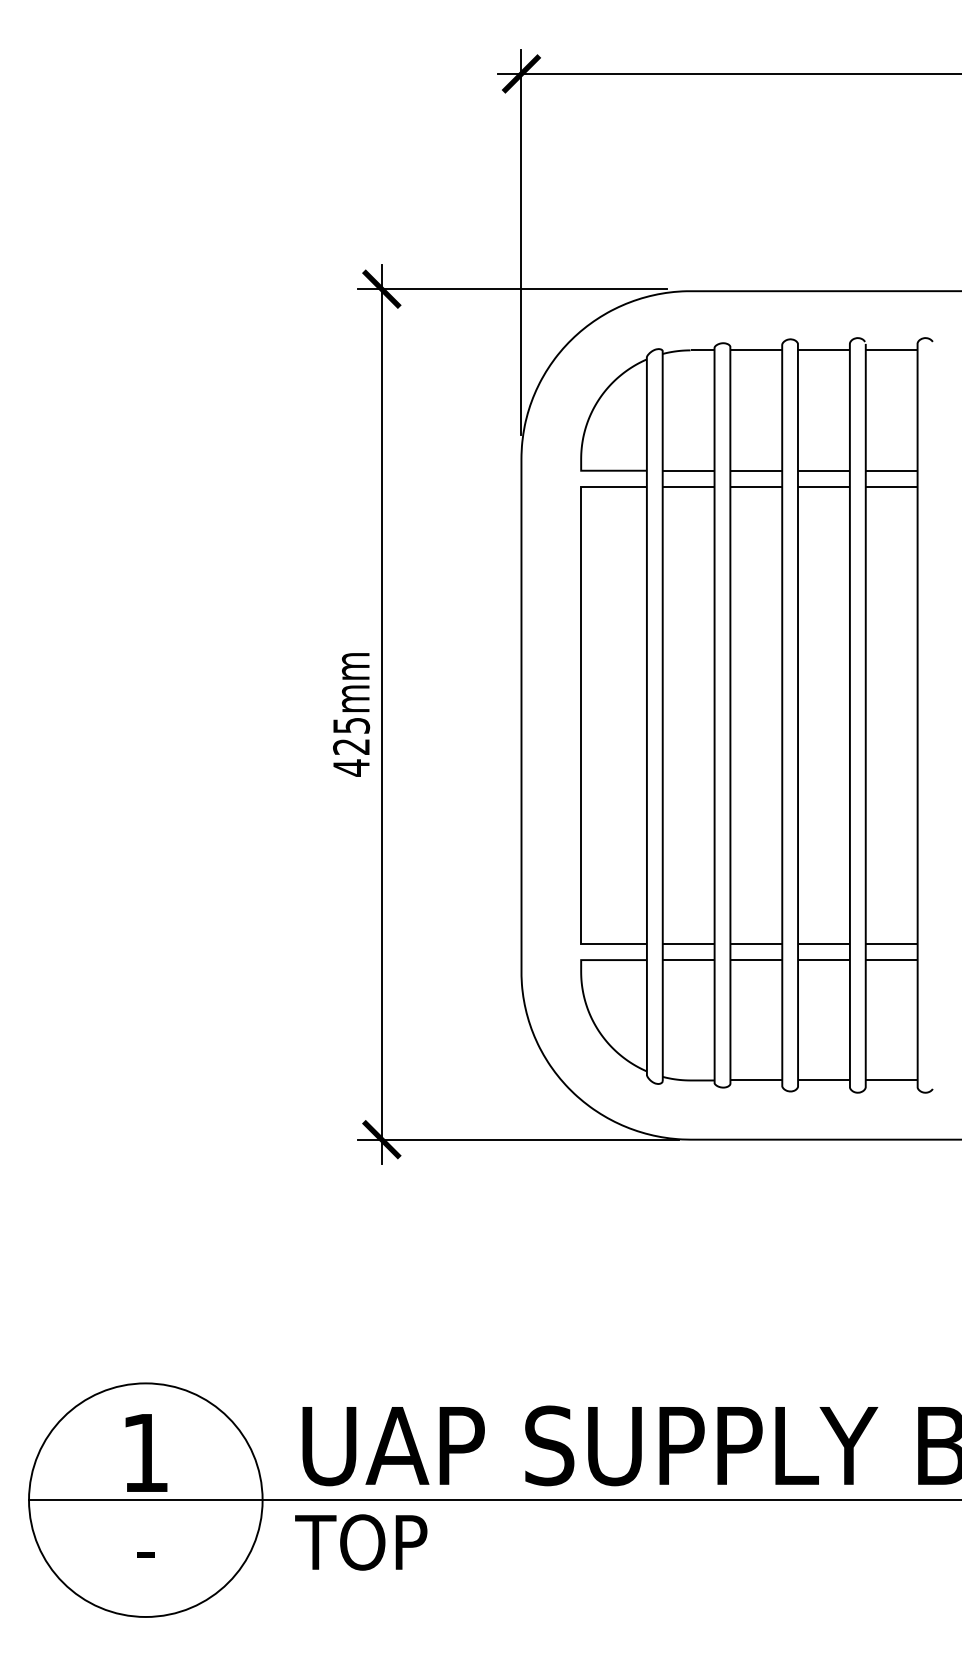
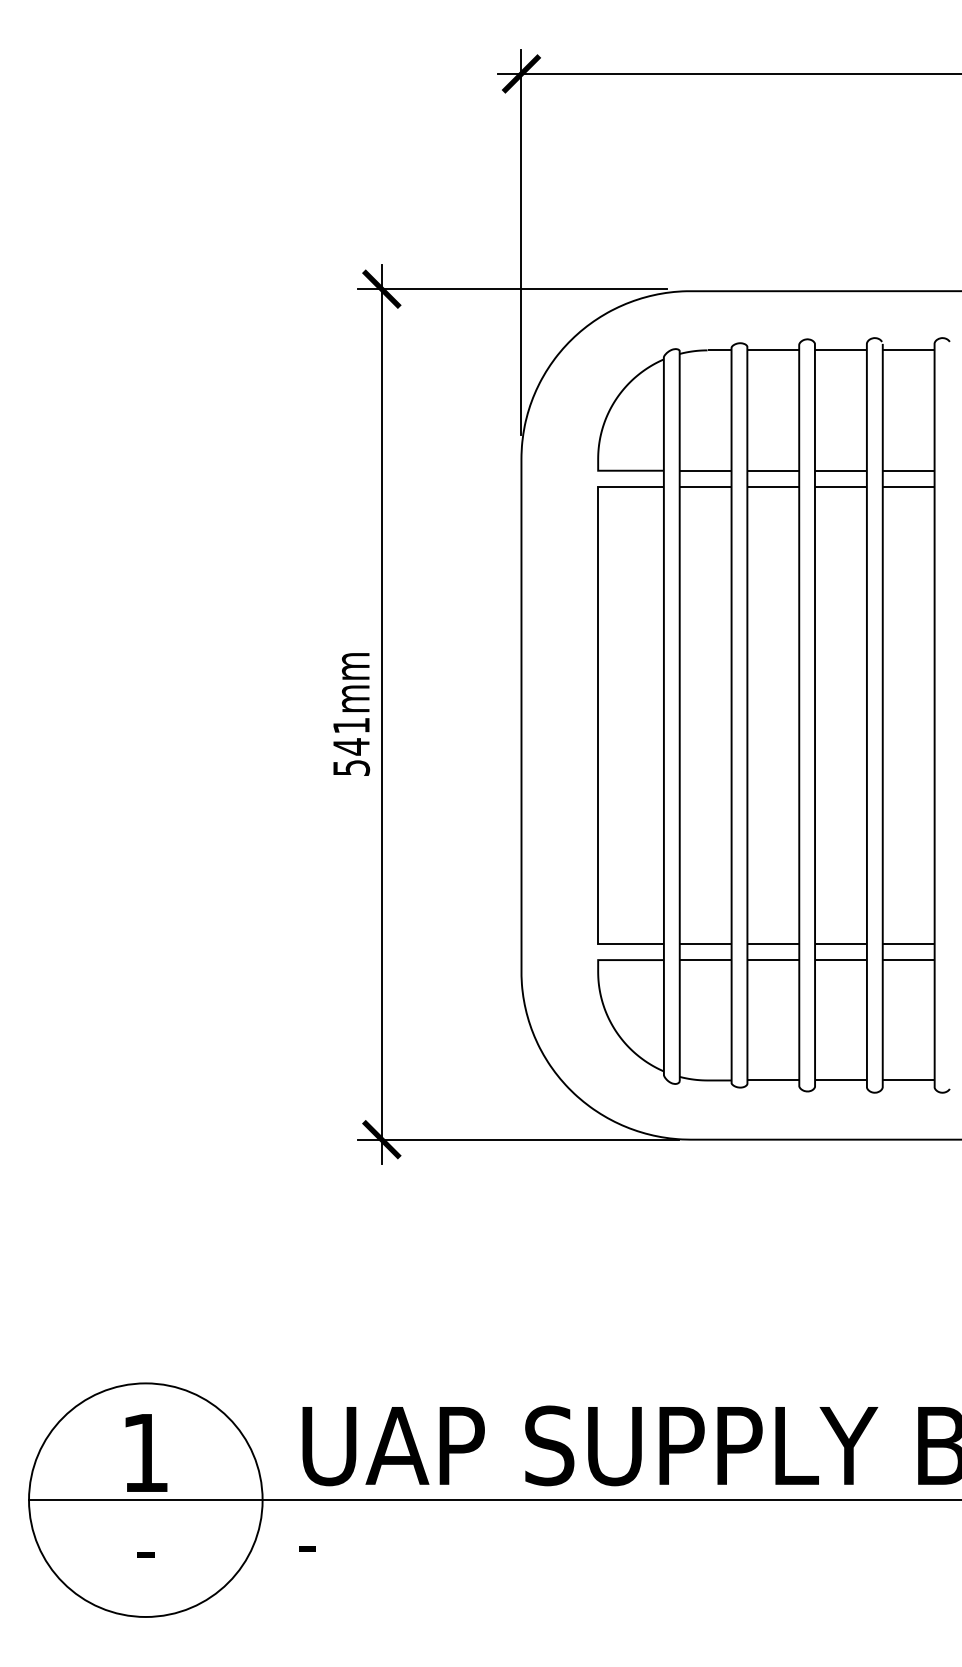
part position: (756, 715) -> (773, 715) (773, 715)
text: 425mm -> 541mm (351, 747)
text: TOP -> - (361, 1542)
